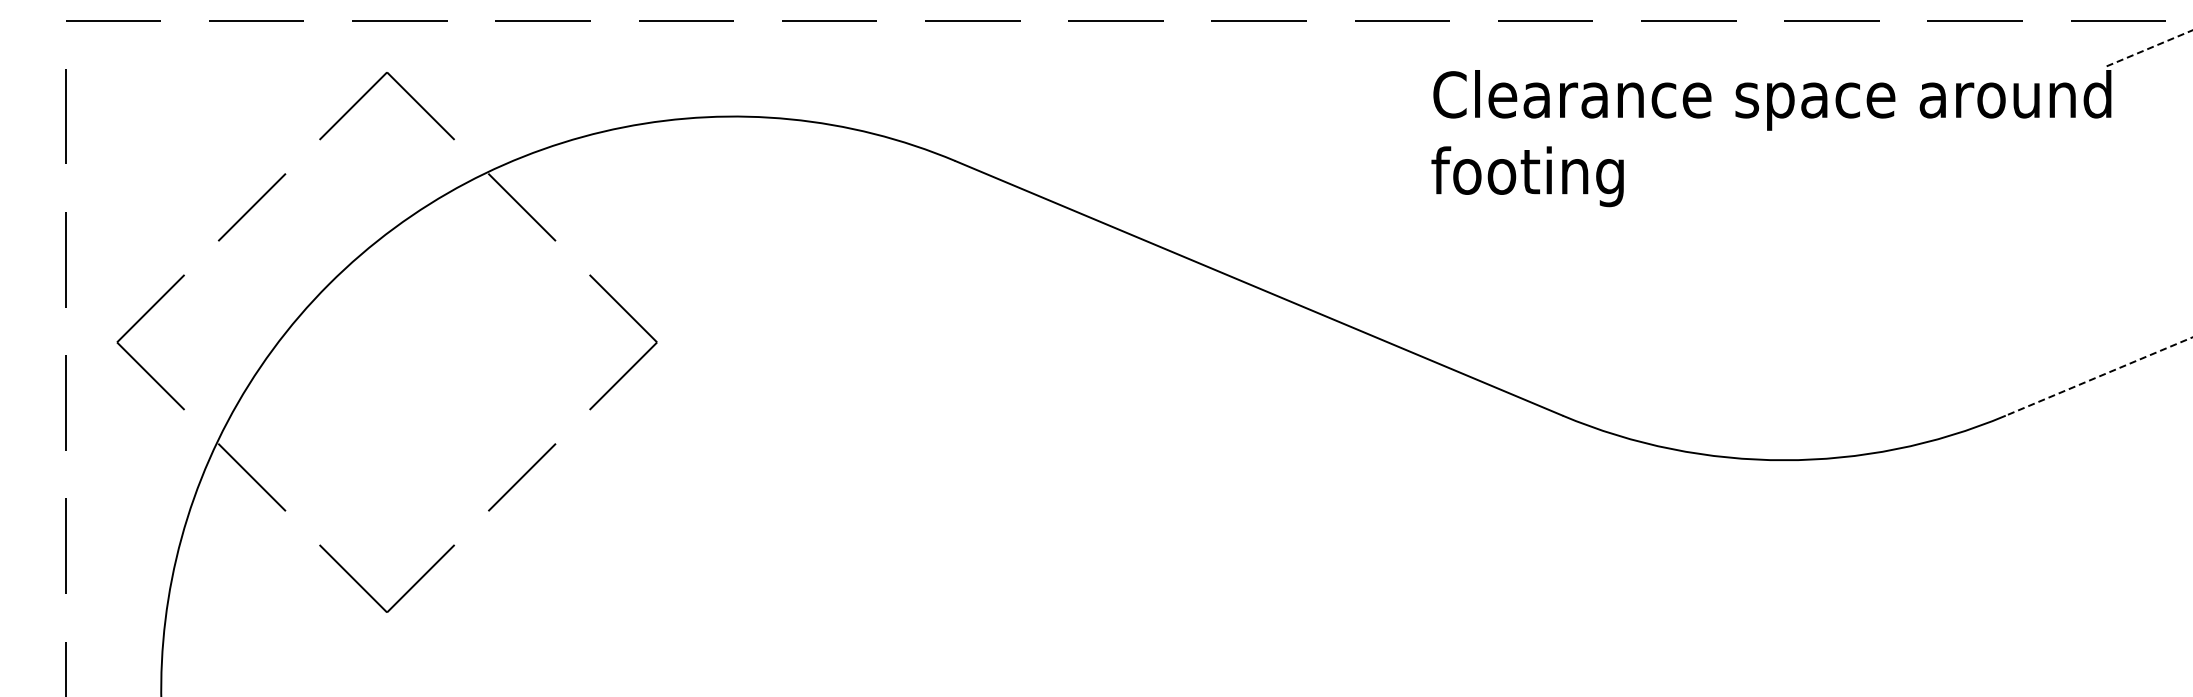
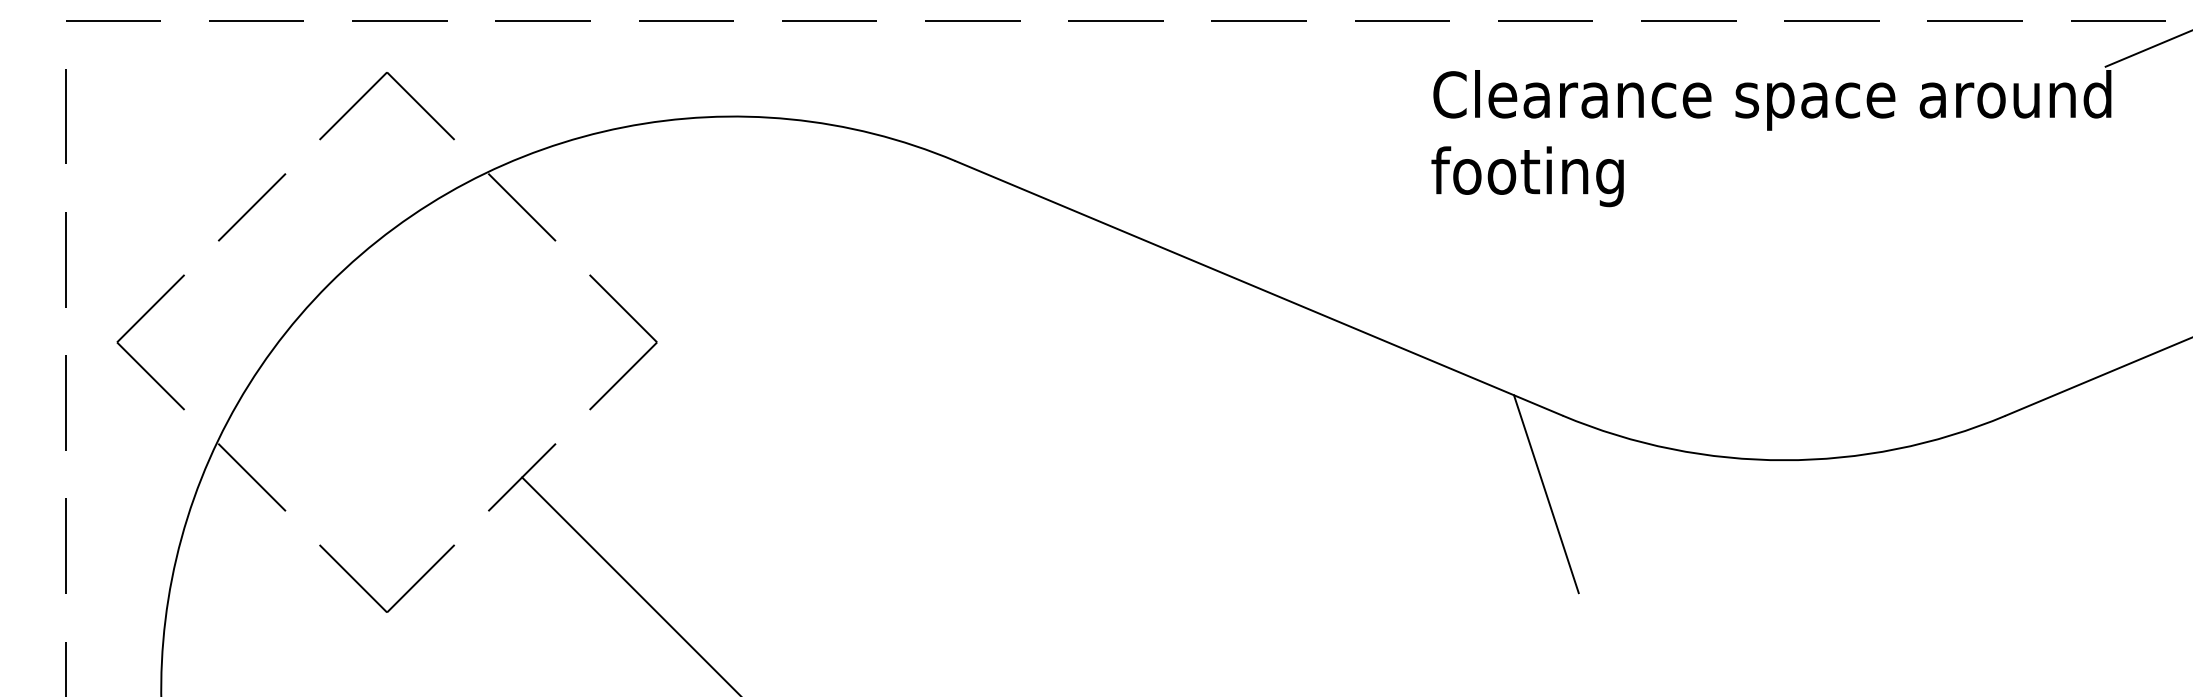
line: dashed -> solid (2148, 48)
line: dashed -> solid (2098, 376)
line: none -> present (1546, 494)
line: none -> present (630, 585)
